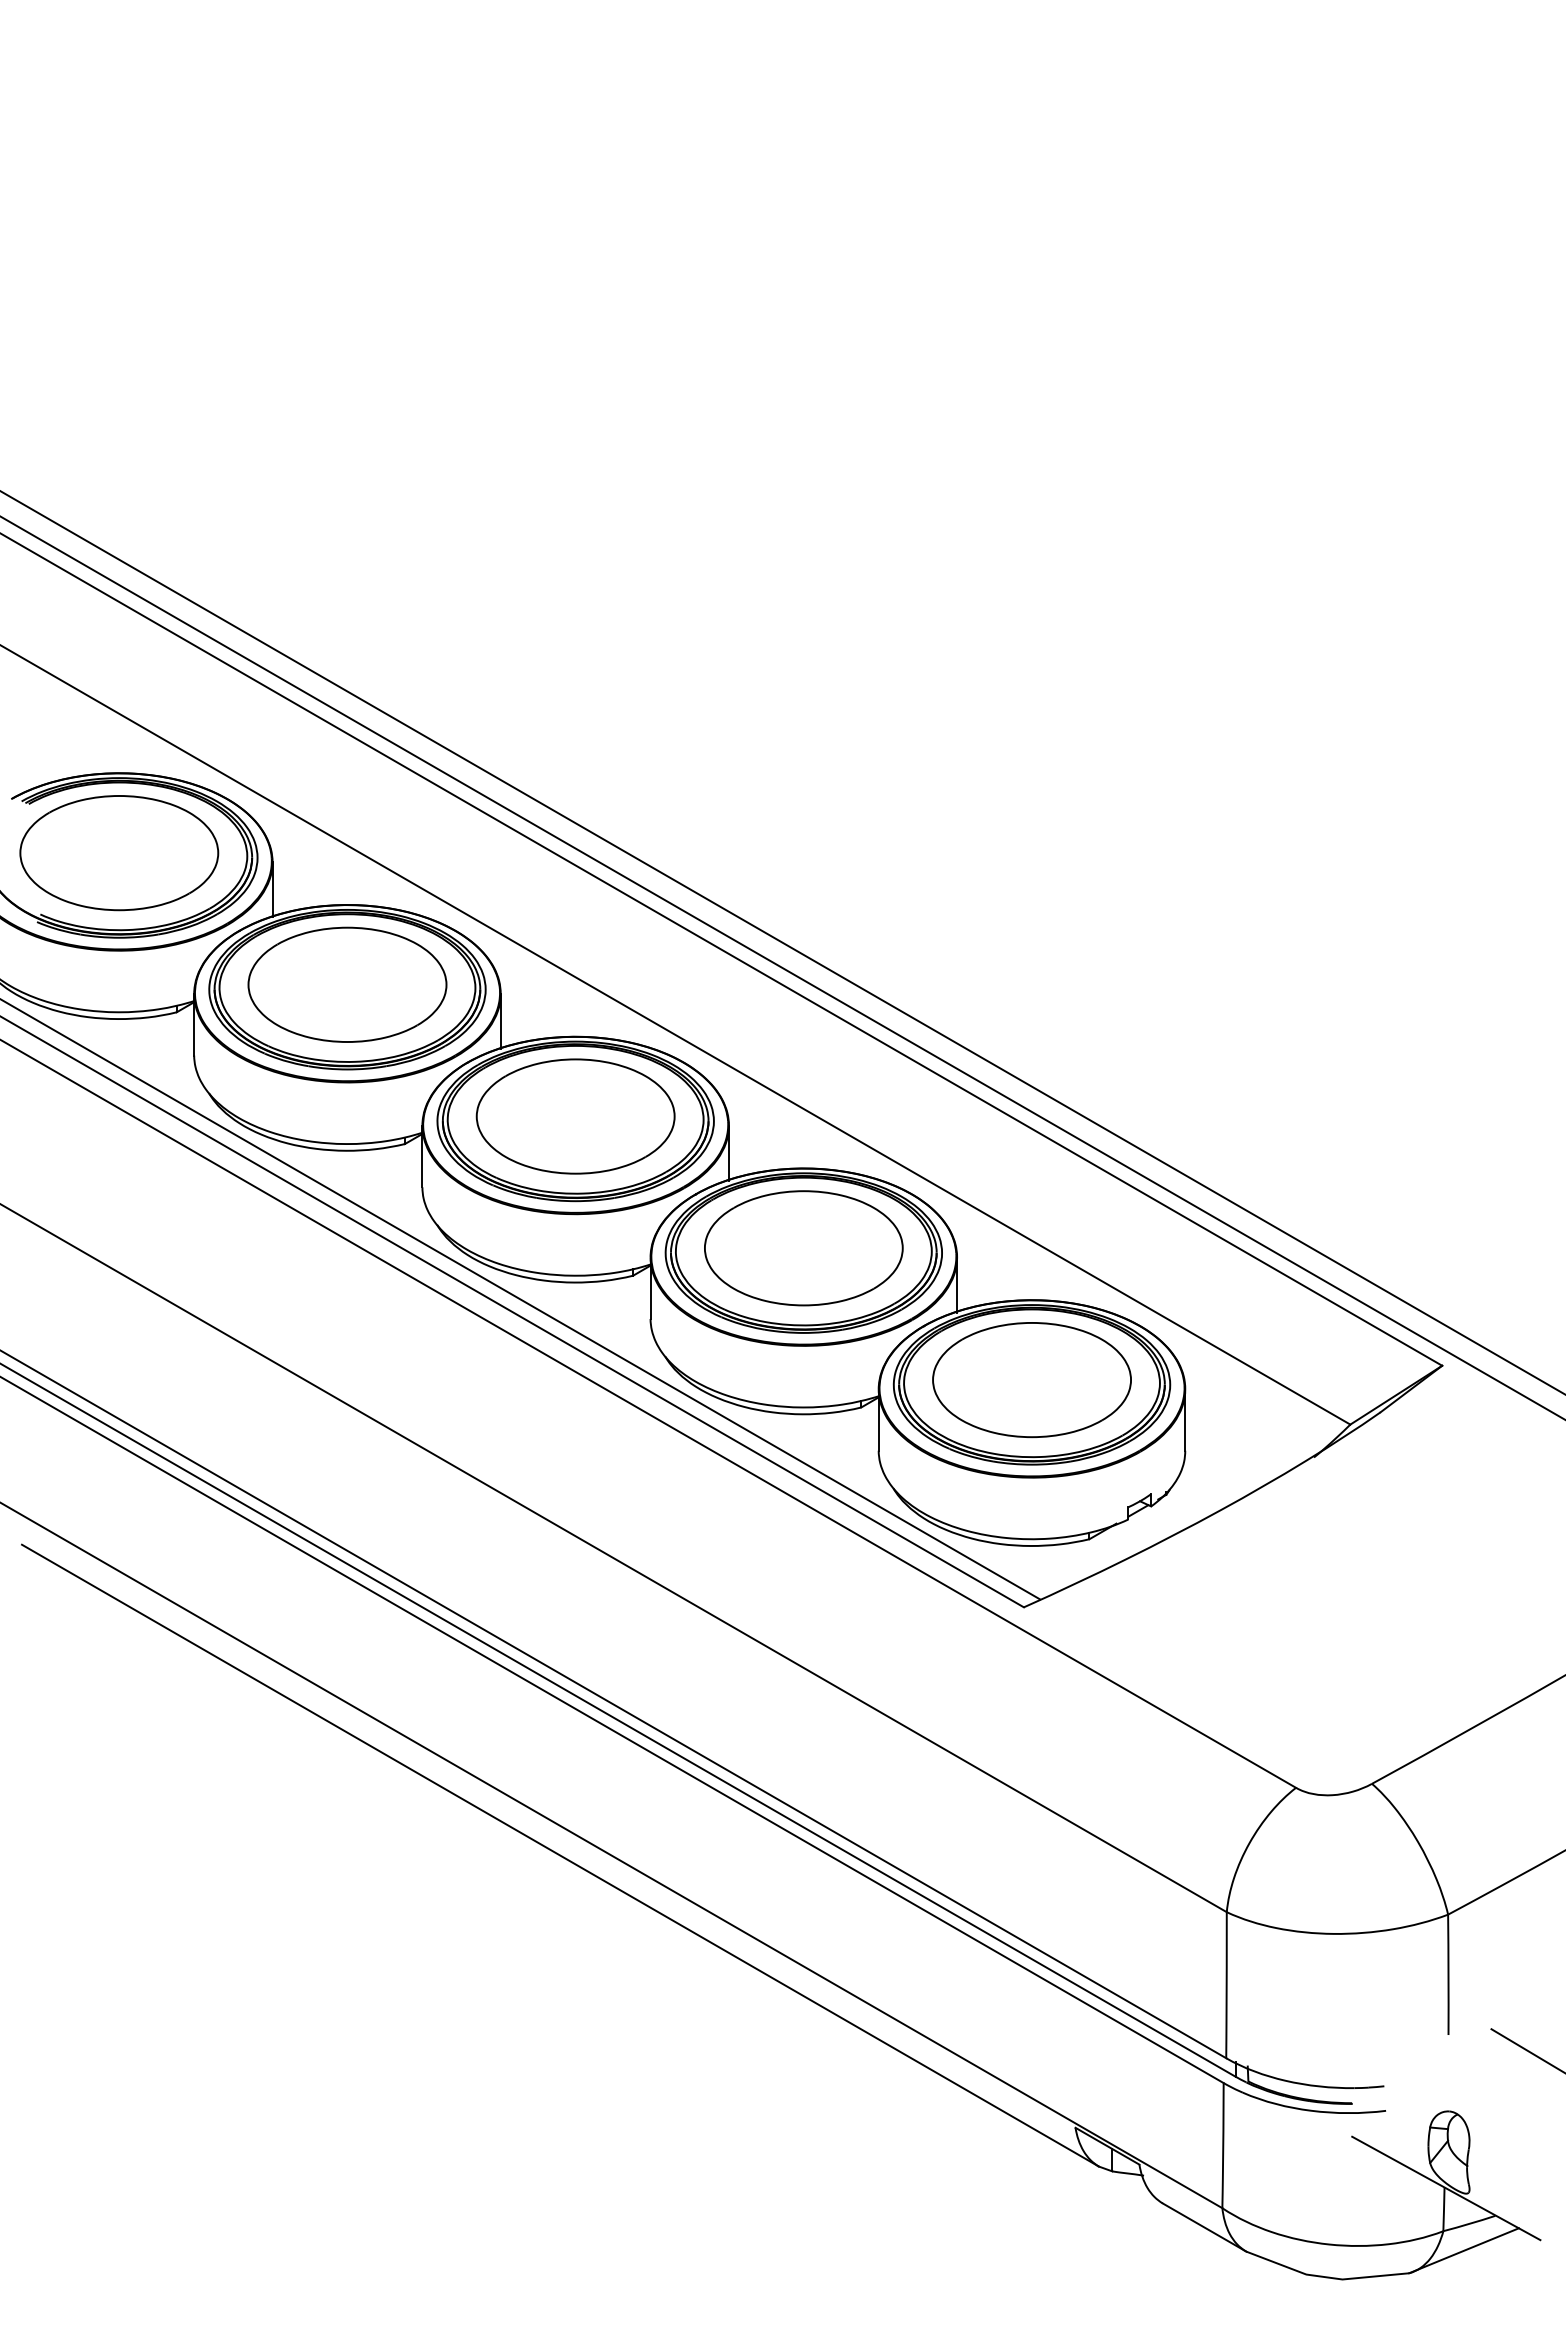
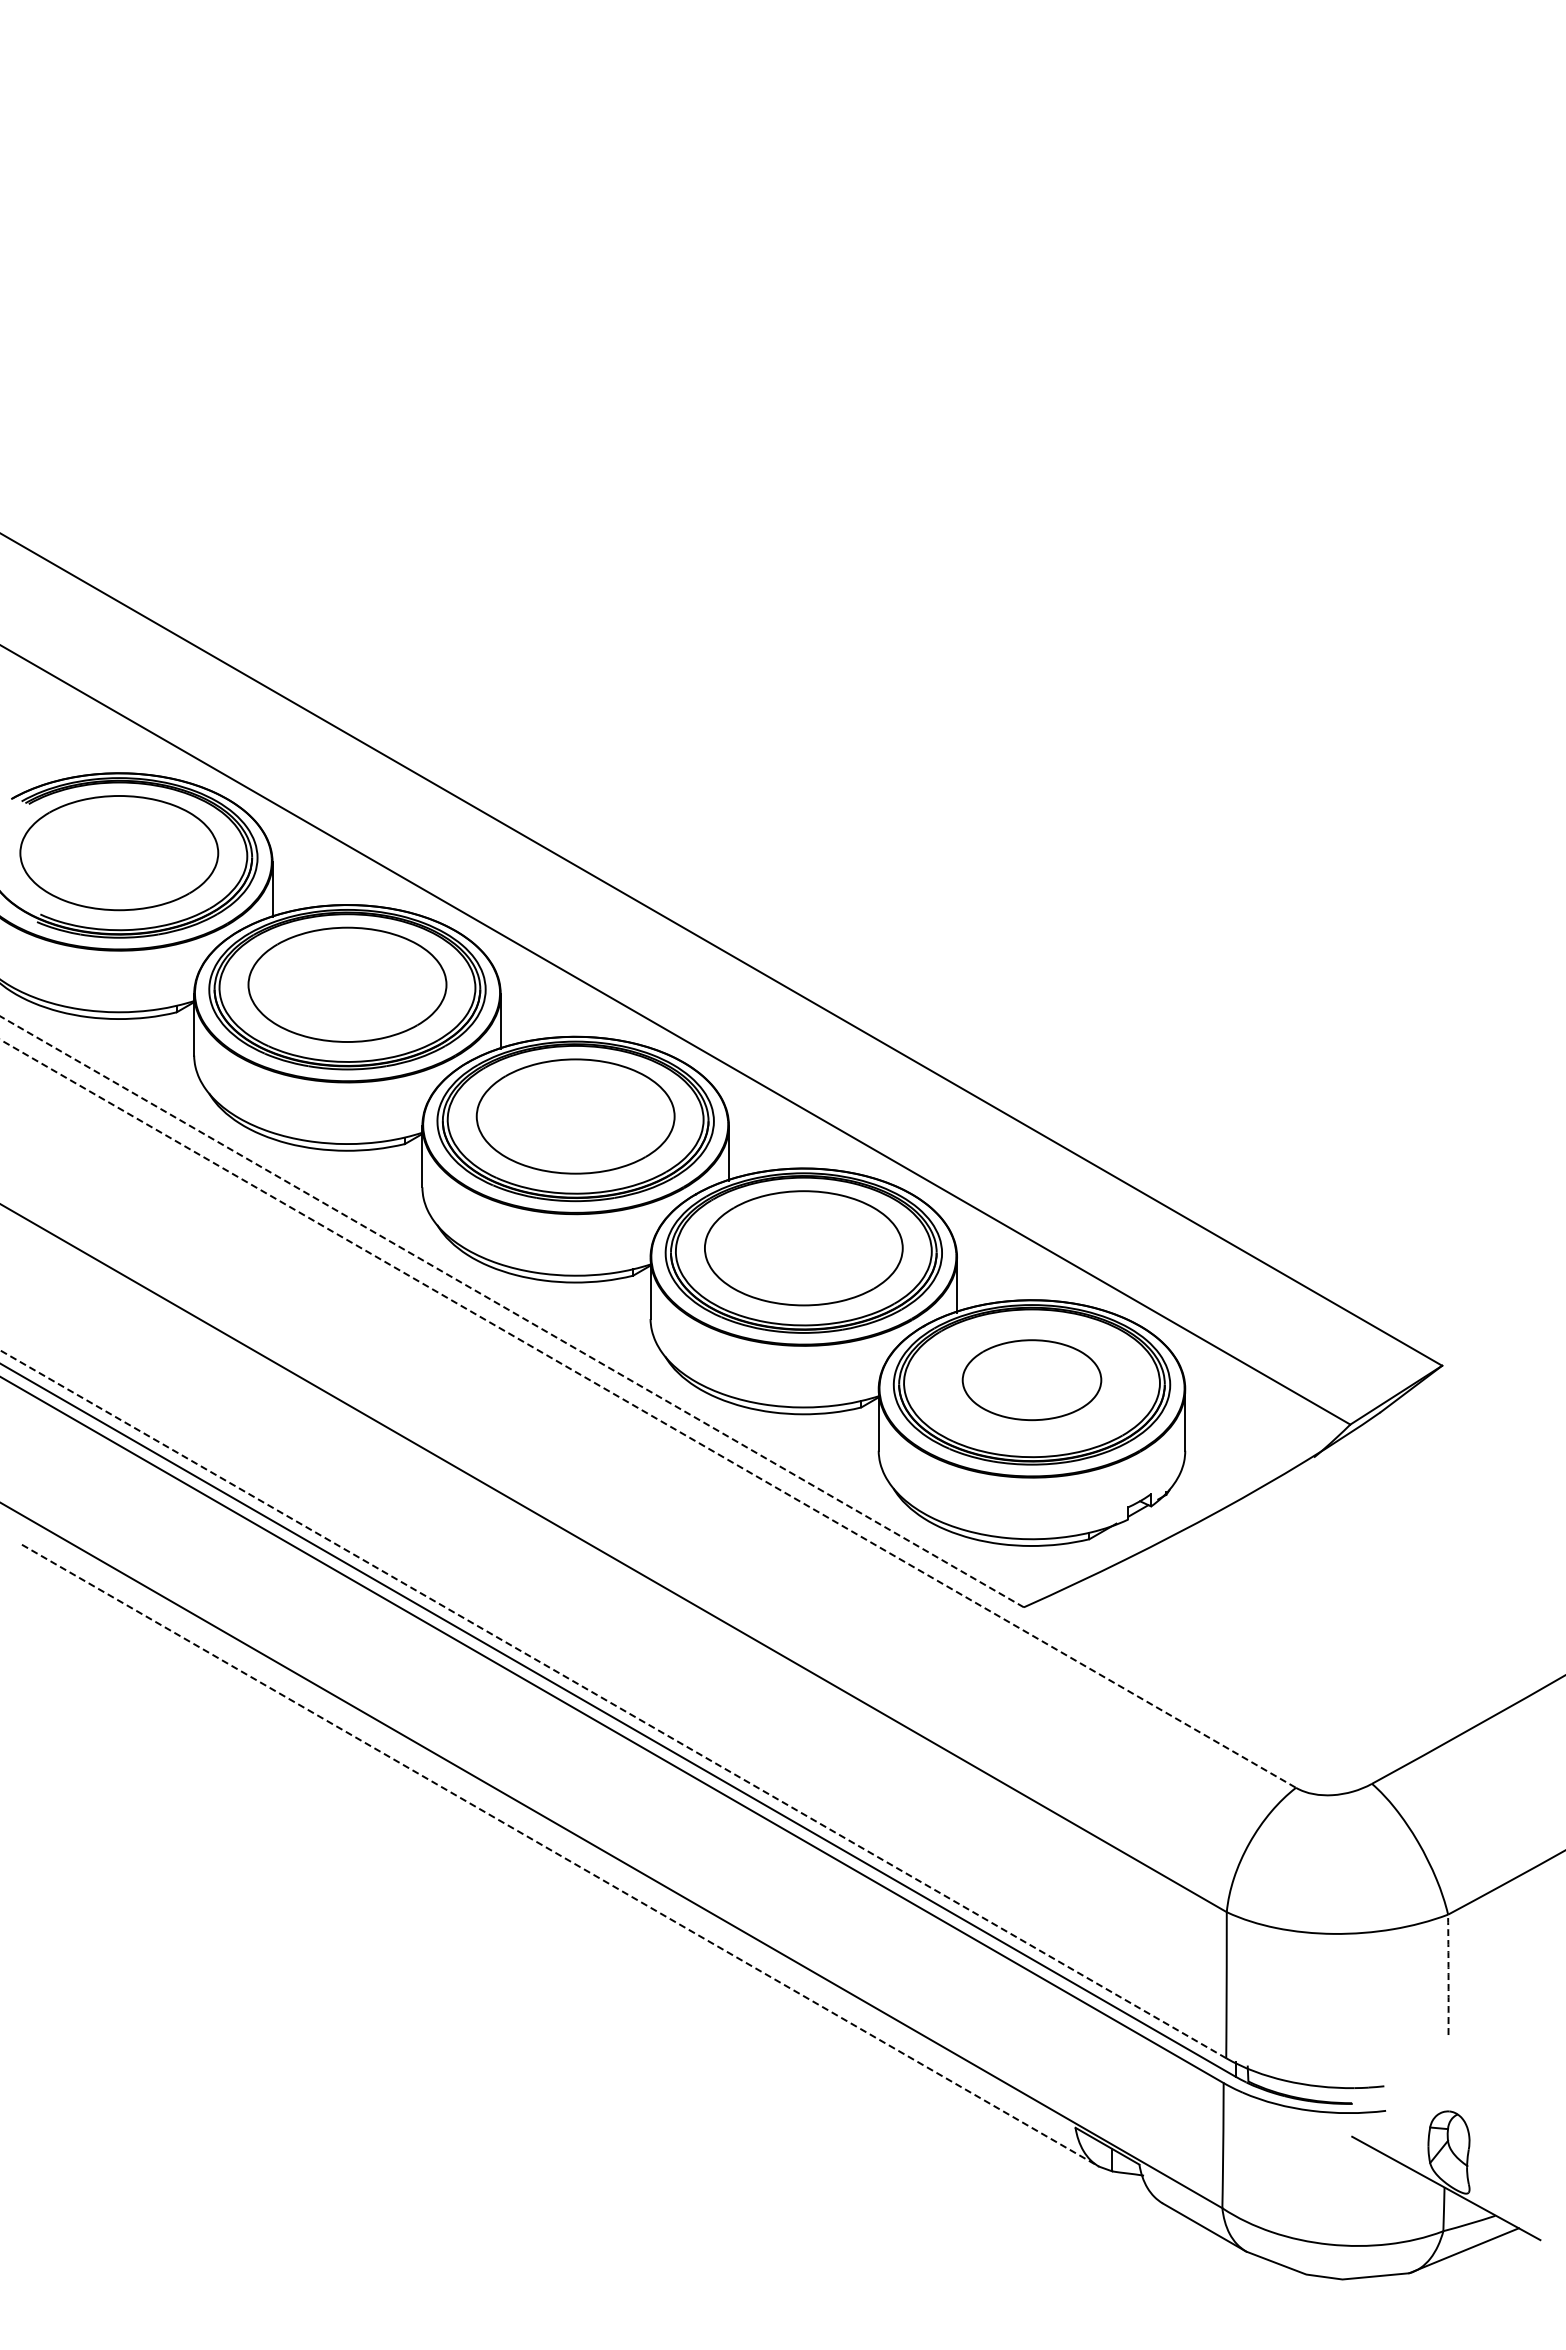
line: present -> none (782, 942)
line: present -> none (782, 967)
line: present -> none (521, 1299)
line: solid -> dashed (512, 1311)
part size: 200x117 px -> 142x83 px (1031, 1380)
line: solid -> dashed (648, 1413)
line: solid -> dashed (613, 1704)
line: solid -> dashed (560, 1855)
arc: solid -> dashed (1448, 1974)
line: present -> none (1526, 2050)
